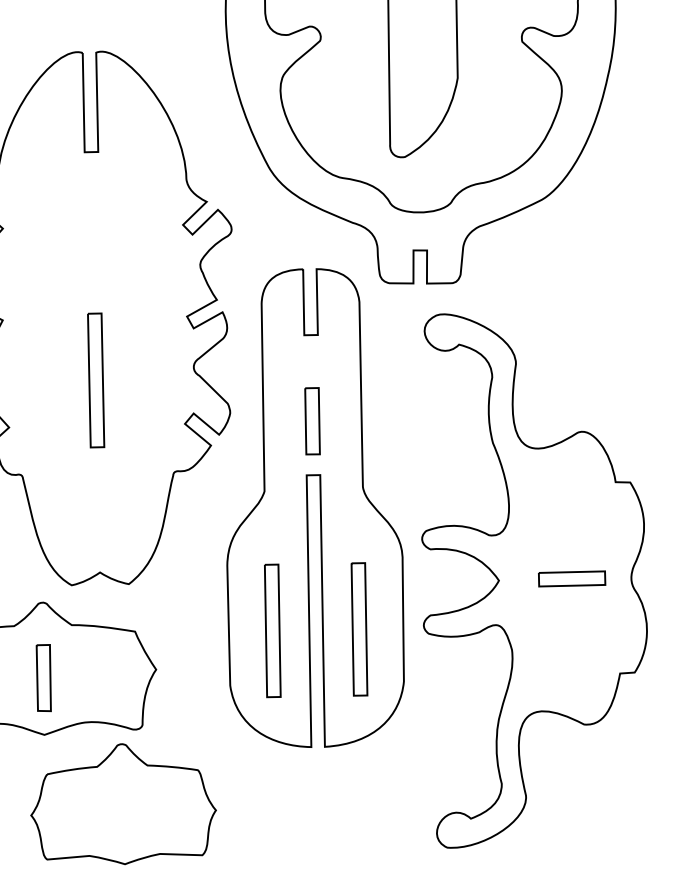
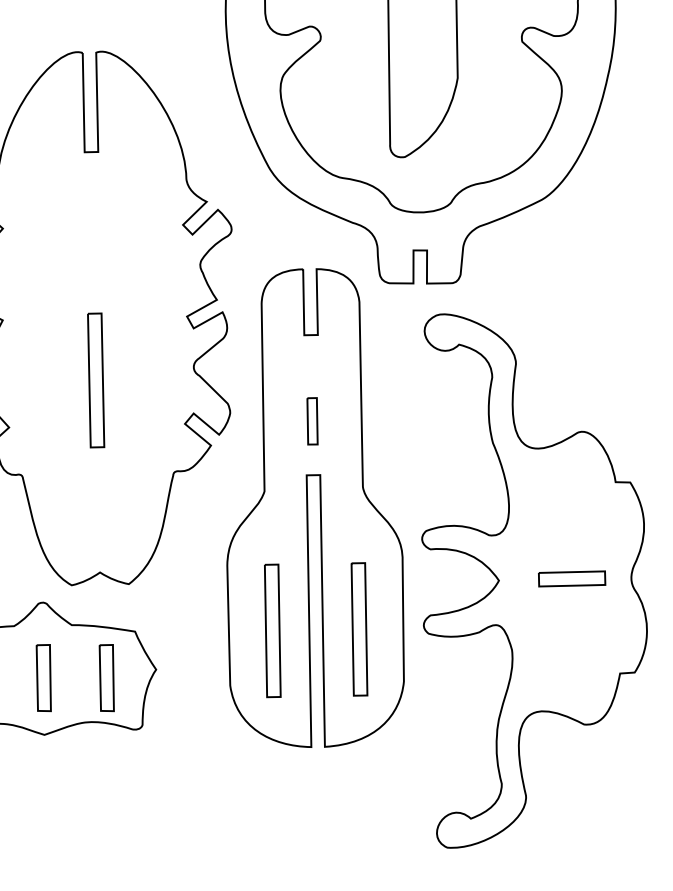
part size: 17x69 px -> 13x49 px (312, 421)
part: none -> present (106, 678)
part: present -> none (123, 804)
